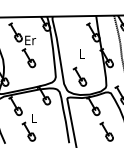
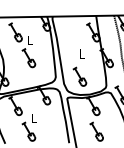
text: Er -> L (30, 40)
part position: (106, 131) -> (96, 131) (96, 131)
